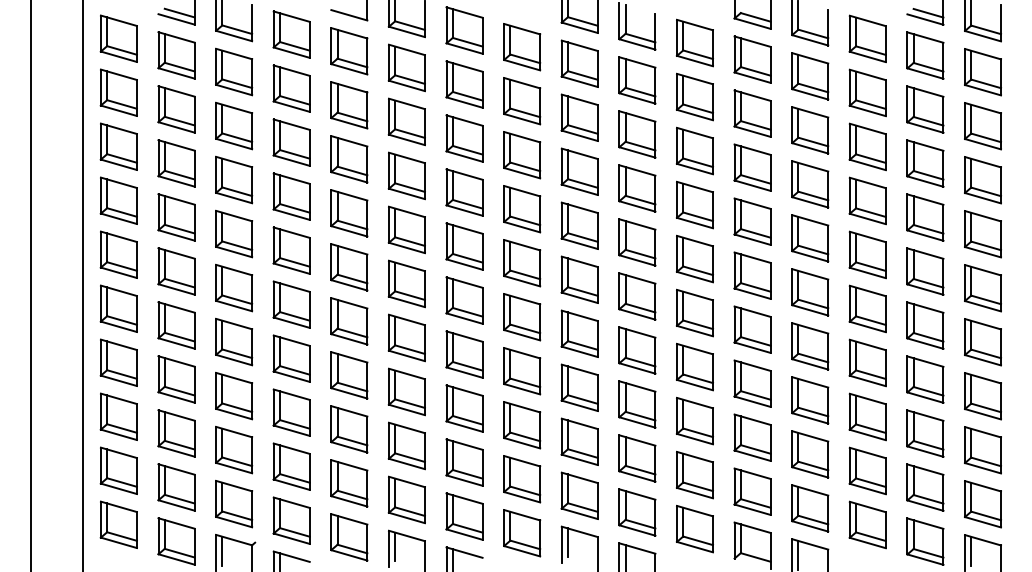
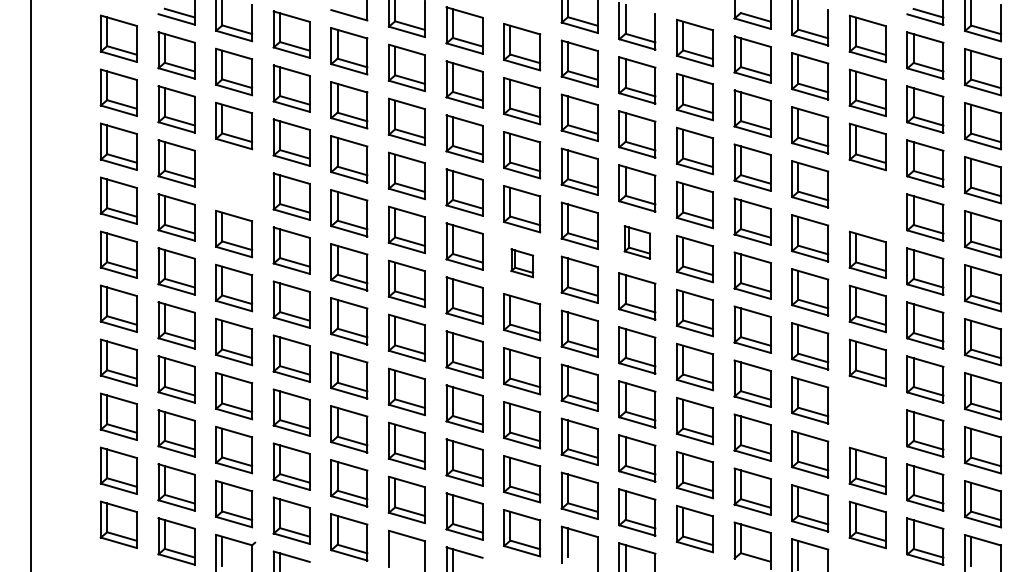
part: present -> none (234, 179)
part: present -> none (867, 200)
part size: 39x49 px -> 28x35 px (636, 242)
part size: 39x49 px -> 25x31 px (522, 263)
line: present -> none (82, 285)
part: present -> none (867, 416)
line: present -> none (395, 546)
